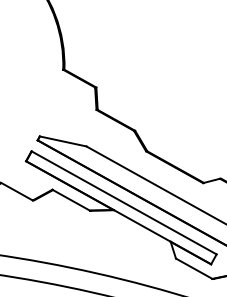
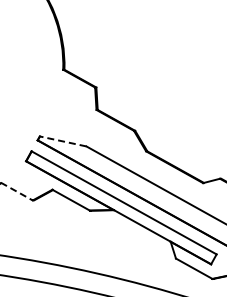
line: solid -> dashed (63, 141)
line: solid -> dashed (17, 191)
